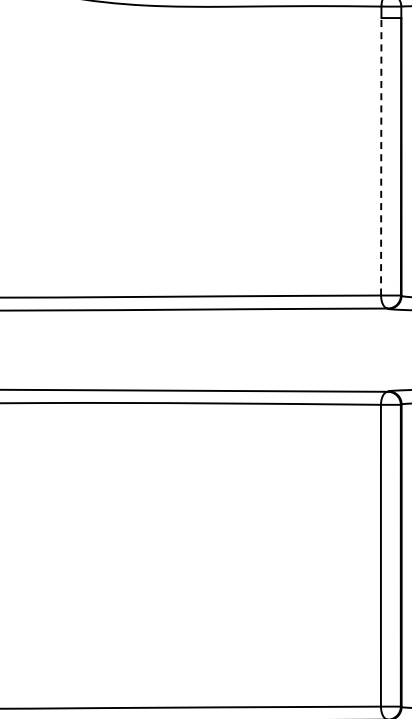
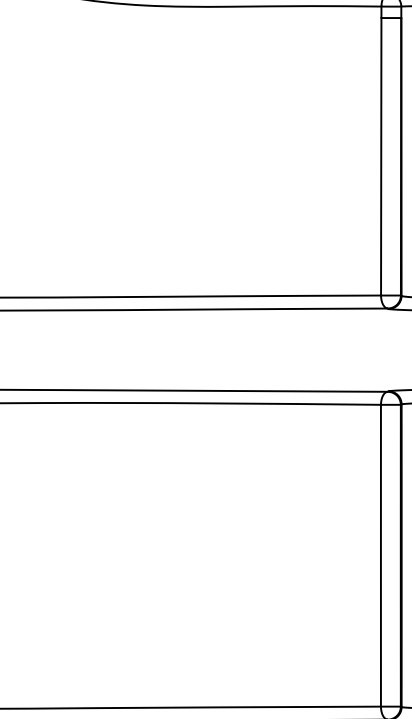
line: dashed -> solid (381, 156)
